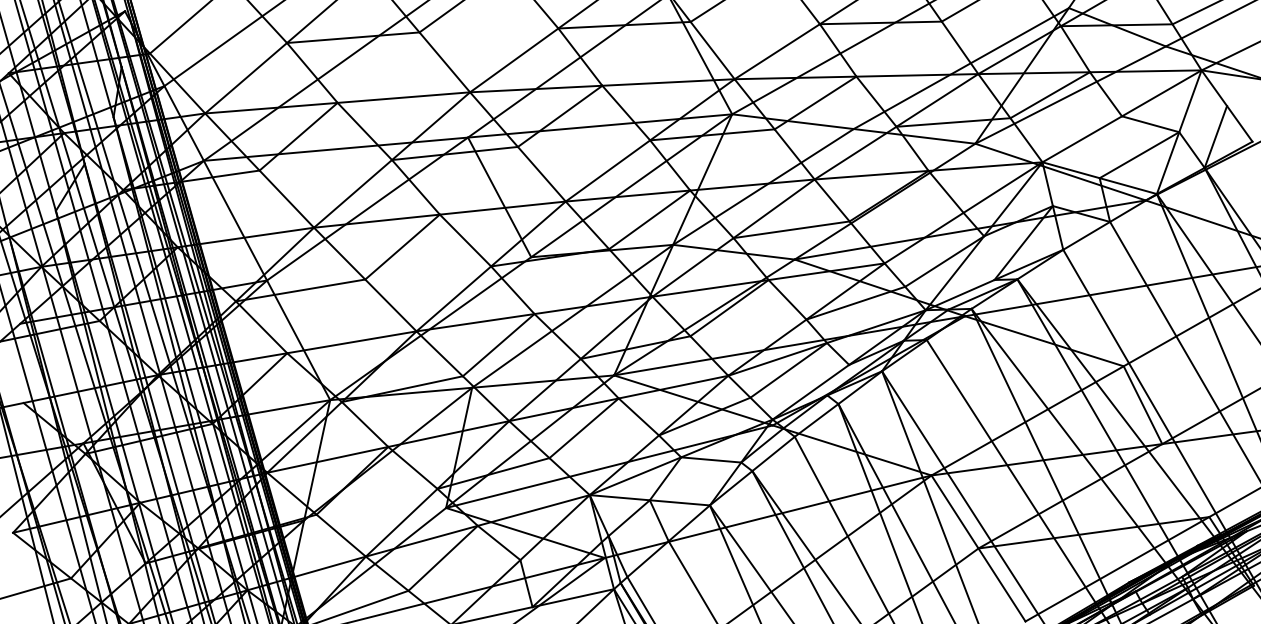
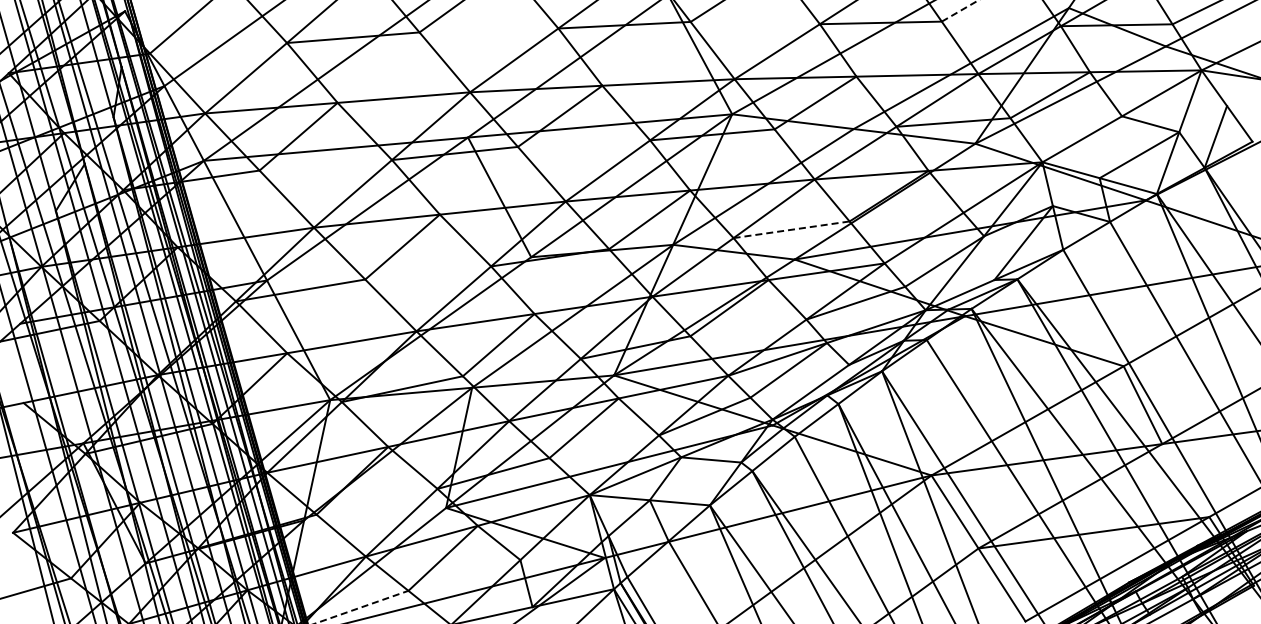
line: solid -> dashed (960, 10)
line: solid -> dashed (791, 229)
line: solid -> dashed (361, 607)
